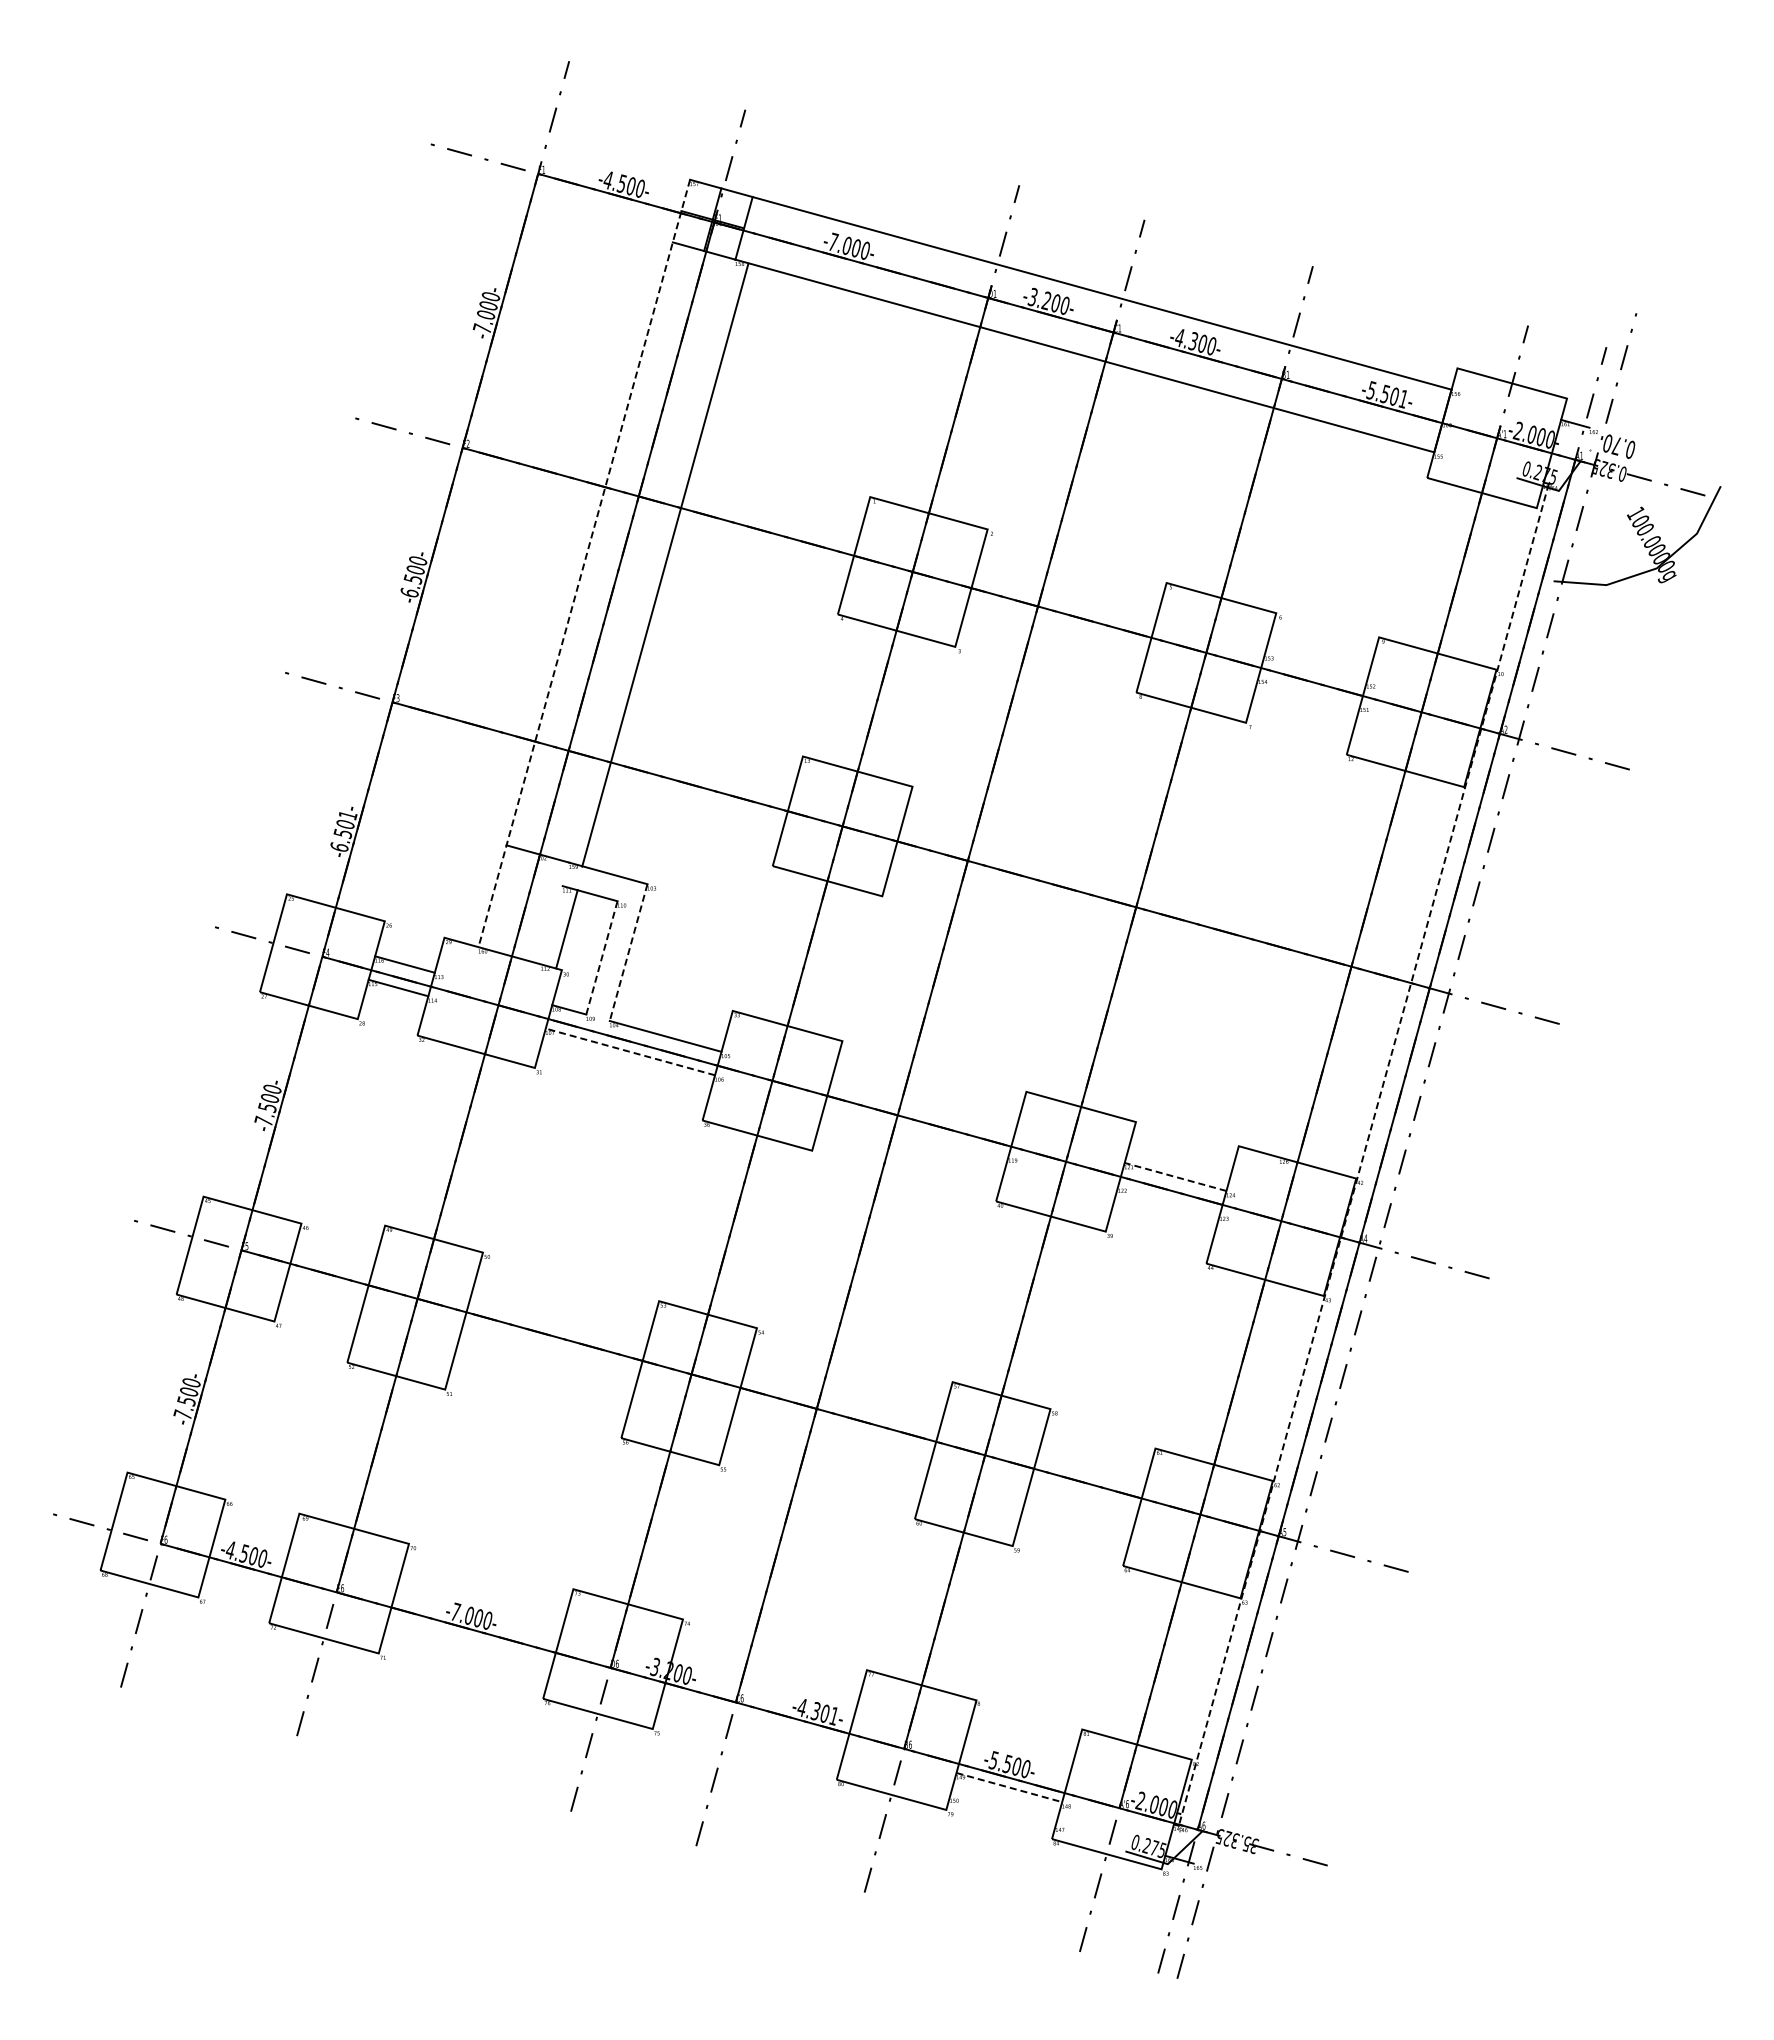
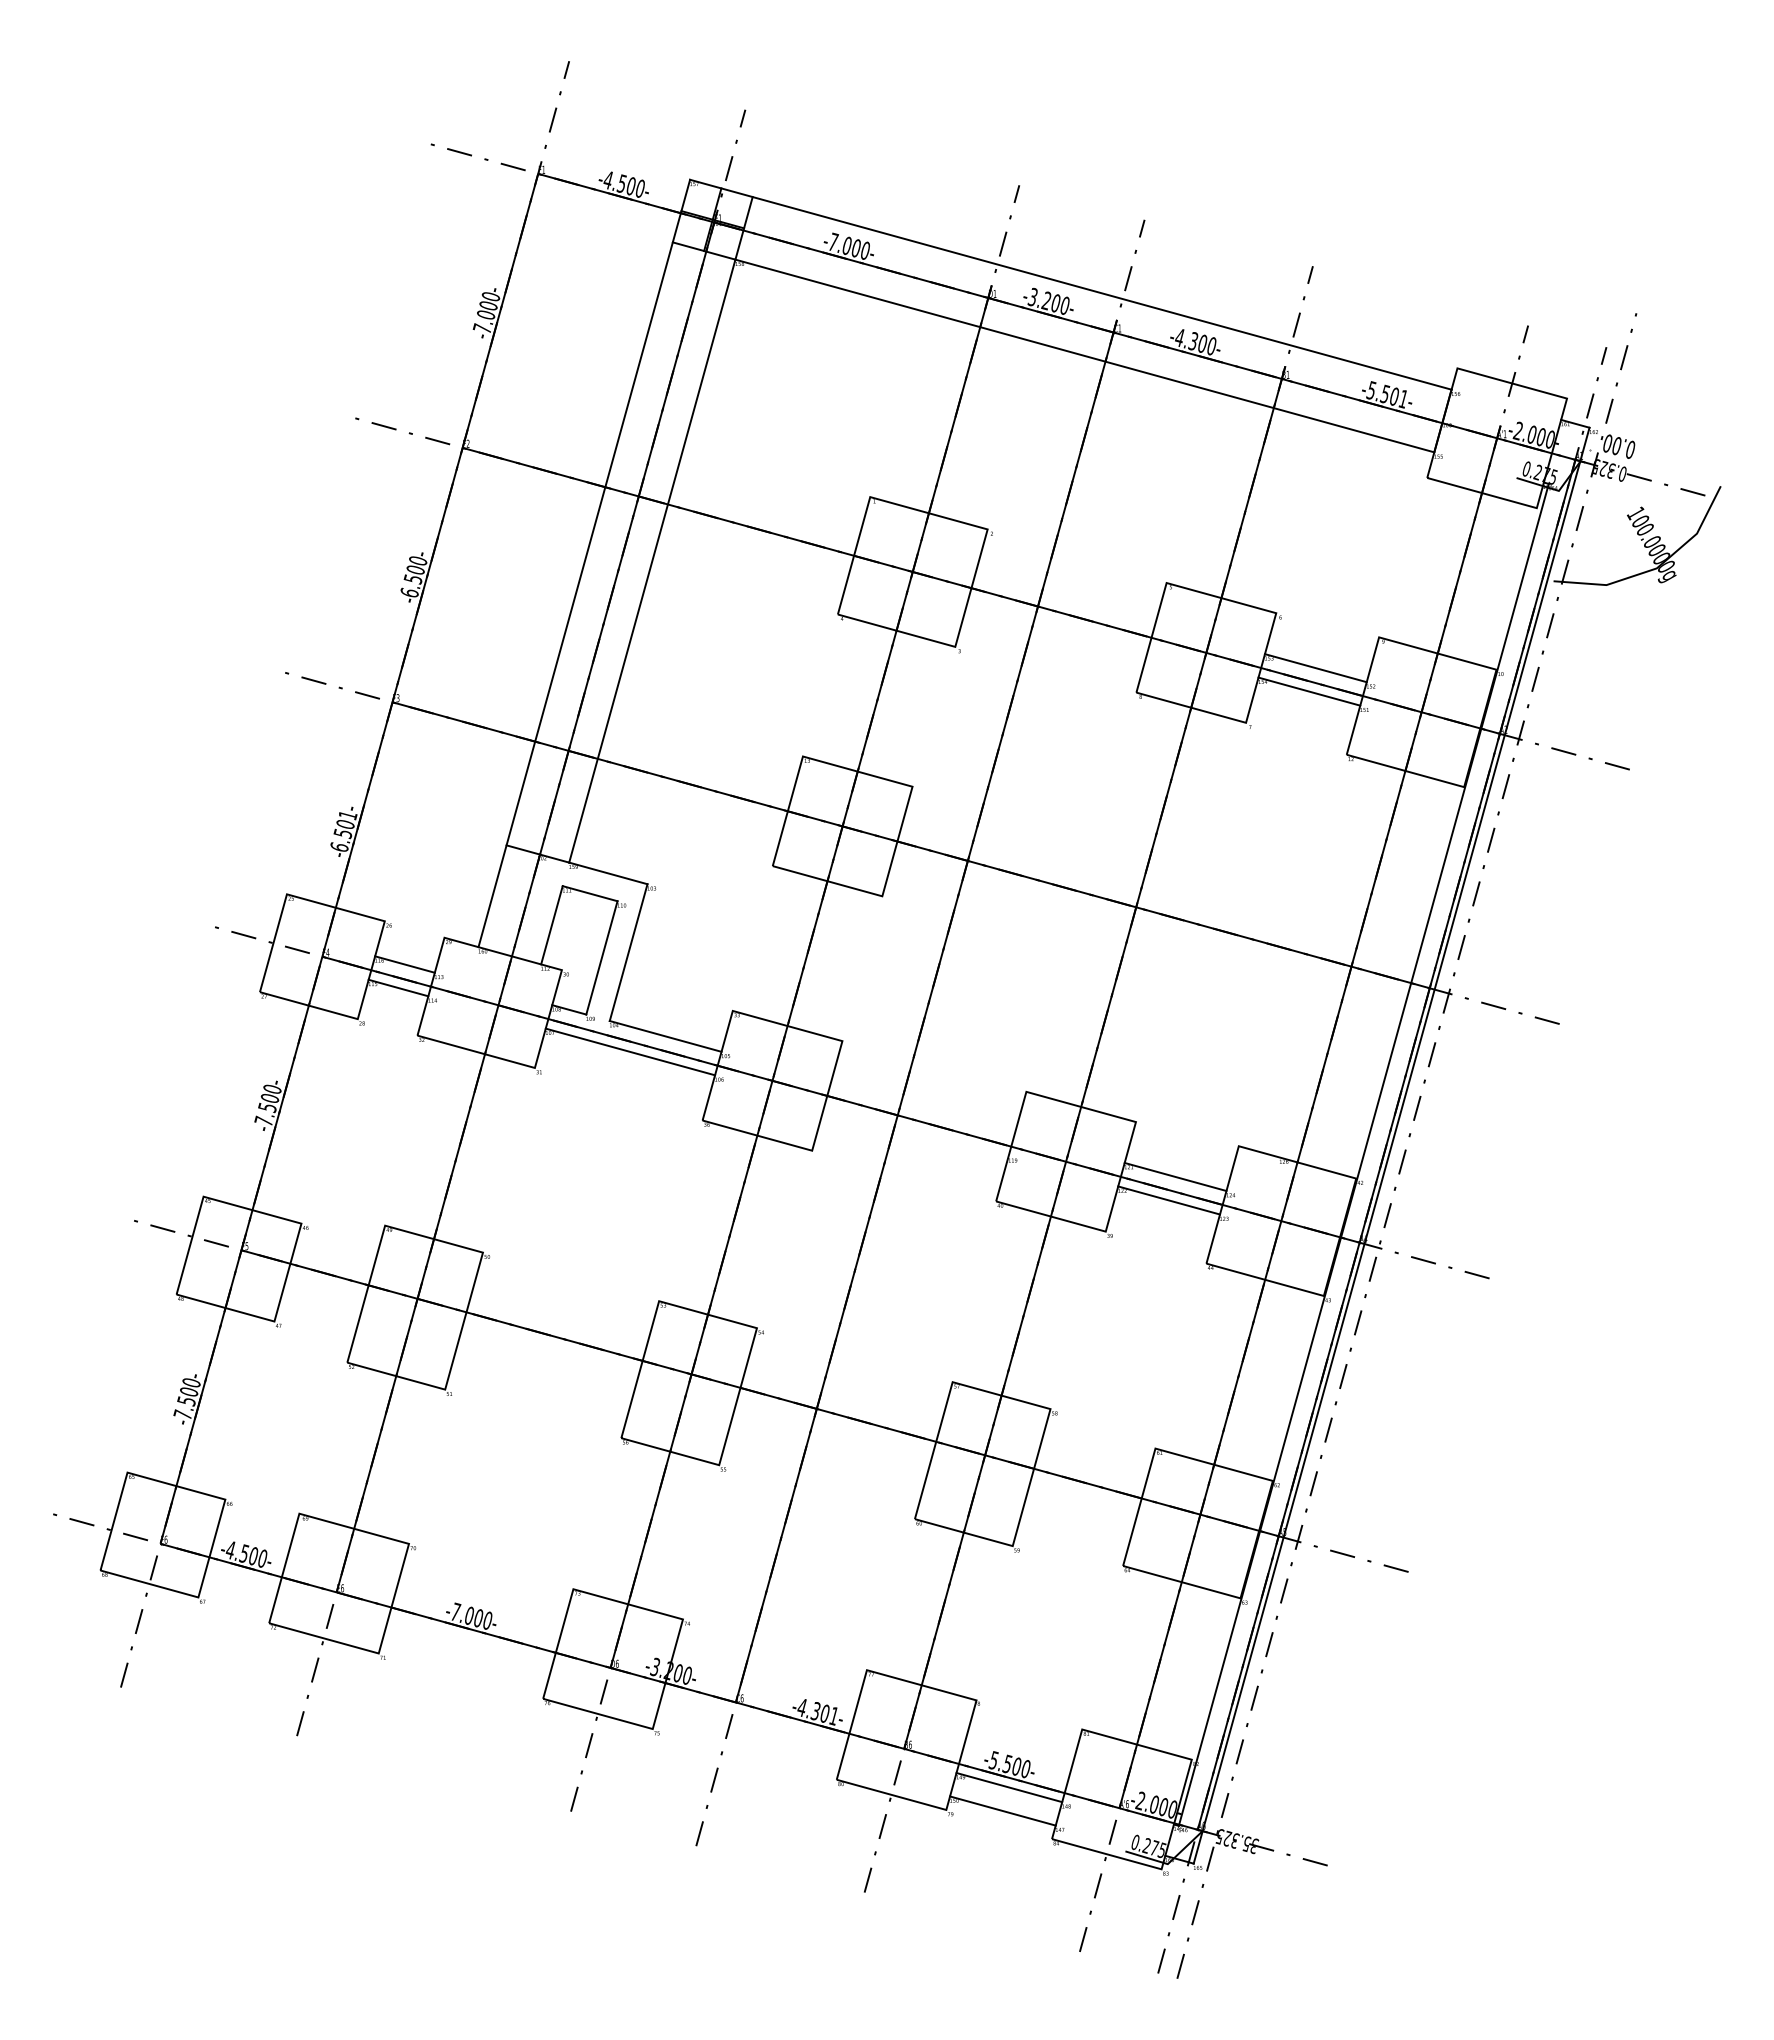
text: 0.70 -> 0.00 (1616, 446)
line: dashed -> solid (584, 563)
line position: (665, 564) -> (652, 560) (652, 560)
line: none -> present (1315, 668)
line: none -> present (1309, 691)
line position: (566, 929) -> (551, 925) (551, 925)
line: dashed -> solid (628, 952)
line: dashed -> solid (601, 957)
line: dashed -> solid (630, 1051)
line: none -> present (1391, 1145)
line: dashed -> solid (1363, 1155)
line: dashed -> solid (1175, 1176)
line: none -> present (1168, 1200)
line: dashed -> solid (1009, 1787)
line: none -> present (1002, 1810)
